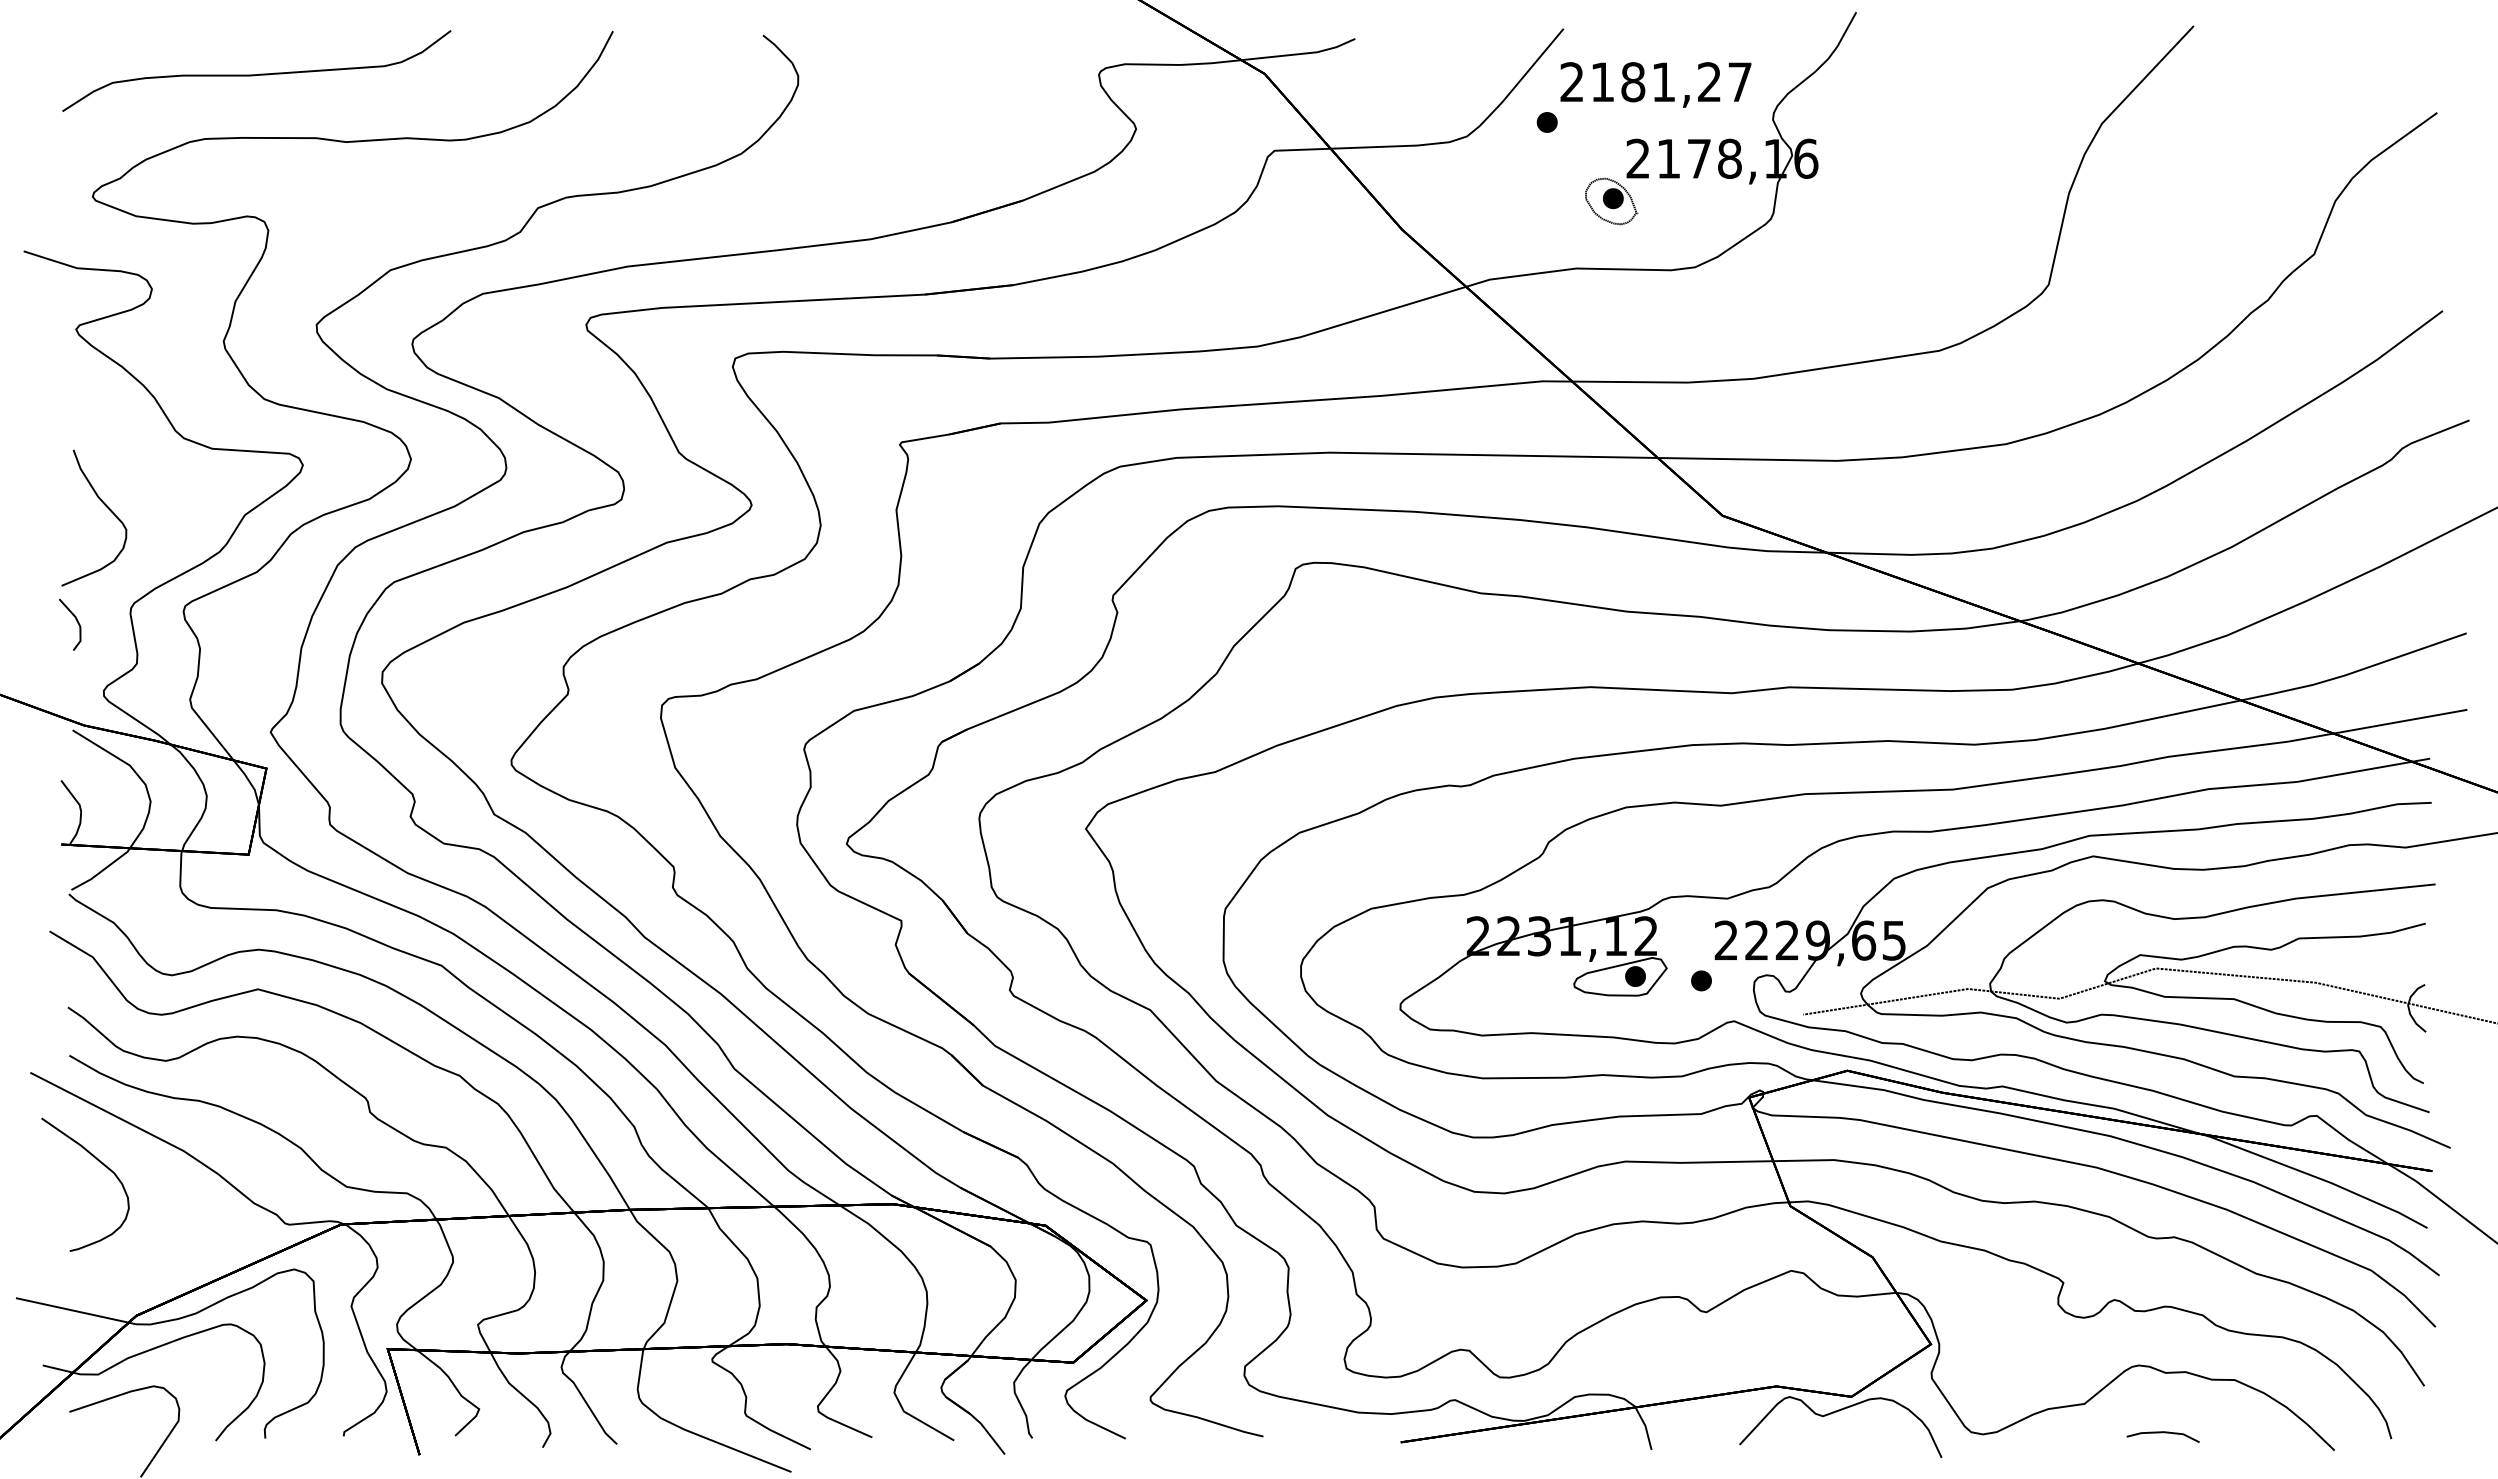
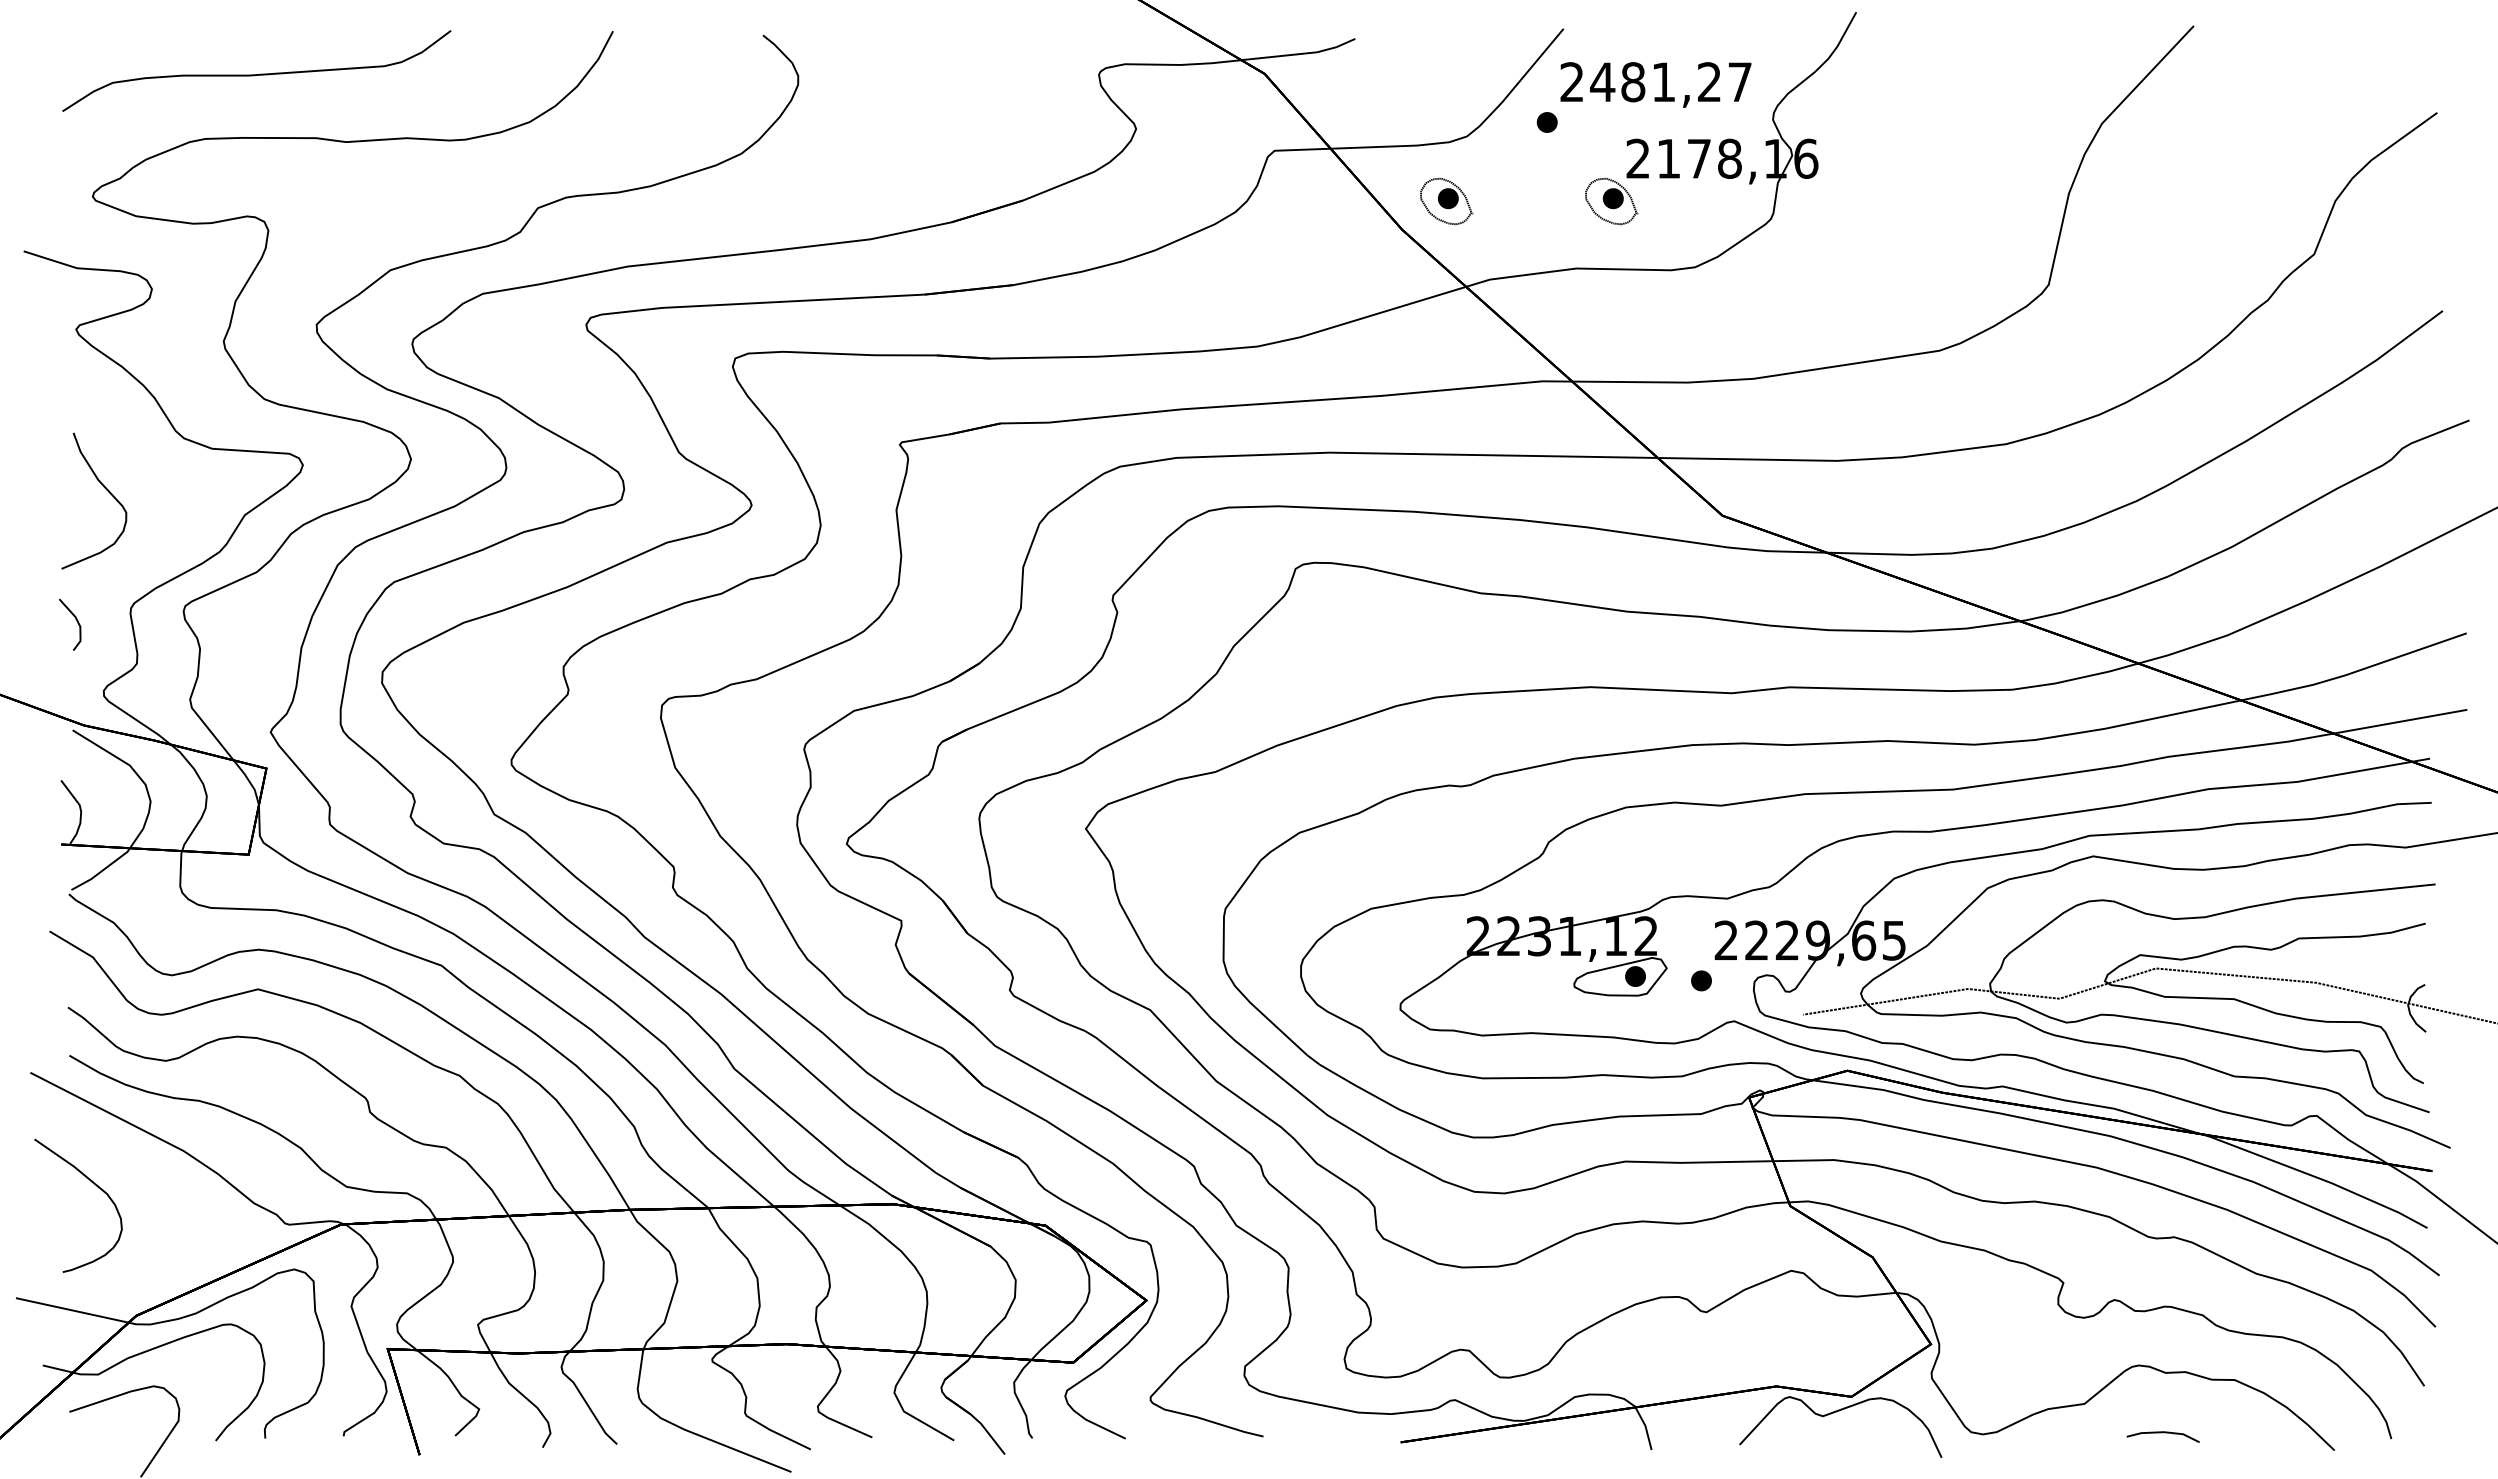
text: 2181,27 -> 2481,27 (1602, 81)
part: none -> present (1446, 201)
curve position: (105, 506) -> (105, 489) (105, 489)
curve position: (99, 1162) -> (92, 1183) (92, 1183)
